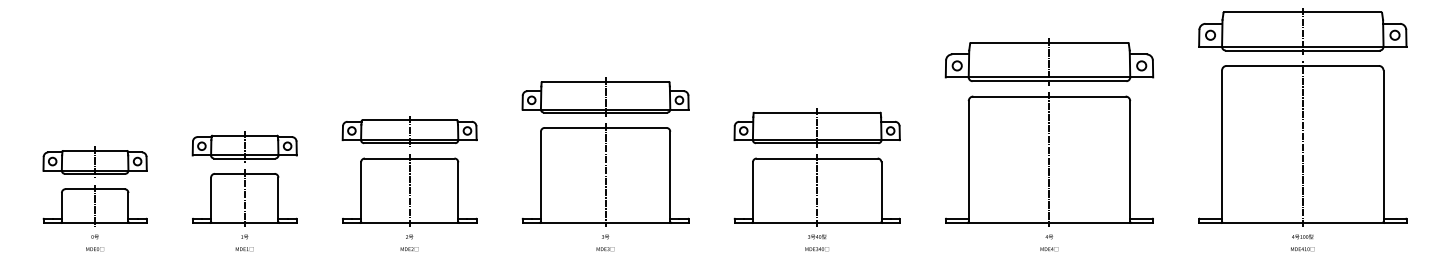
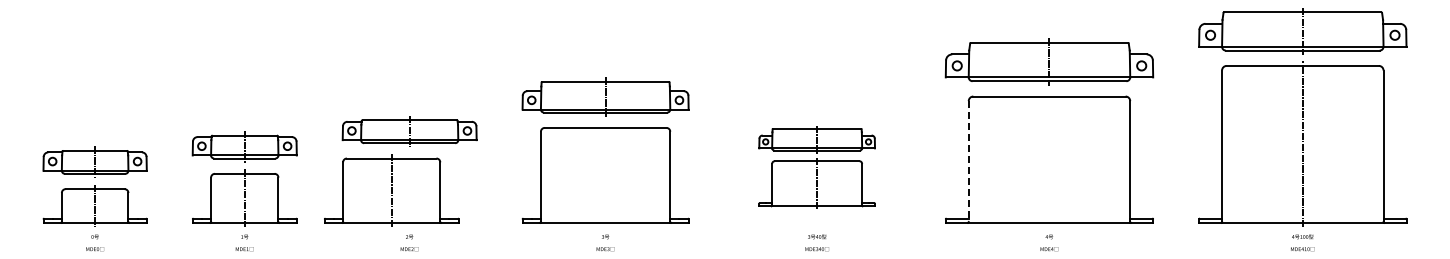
line: present -> none (1049, 159)
line: solid -> dashed (968, 161)
part size: 168x119 px -> 118x83 px (816, 167)
line: present -> none (605, 175)
part position: (409, 190) -> (391, 190) (391, 190)
